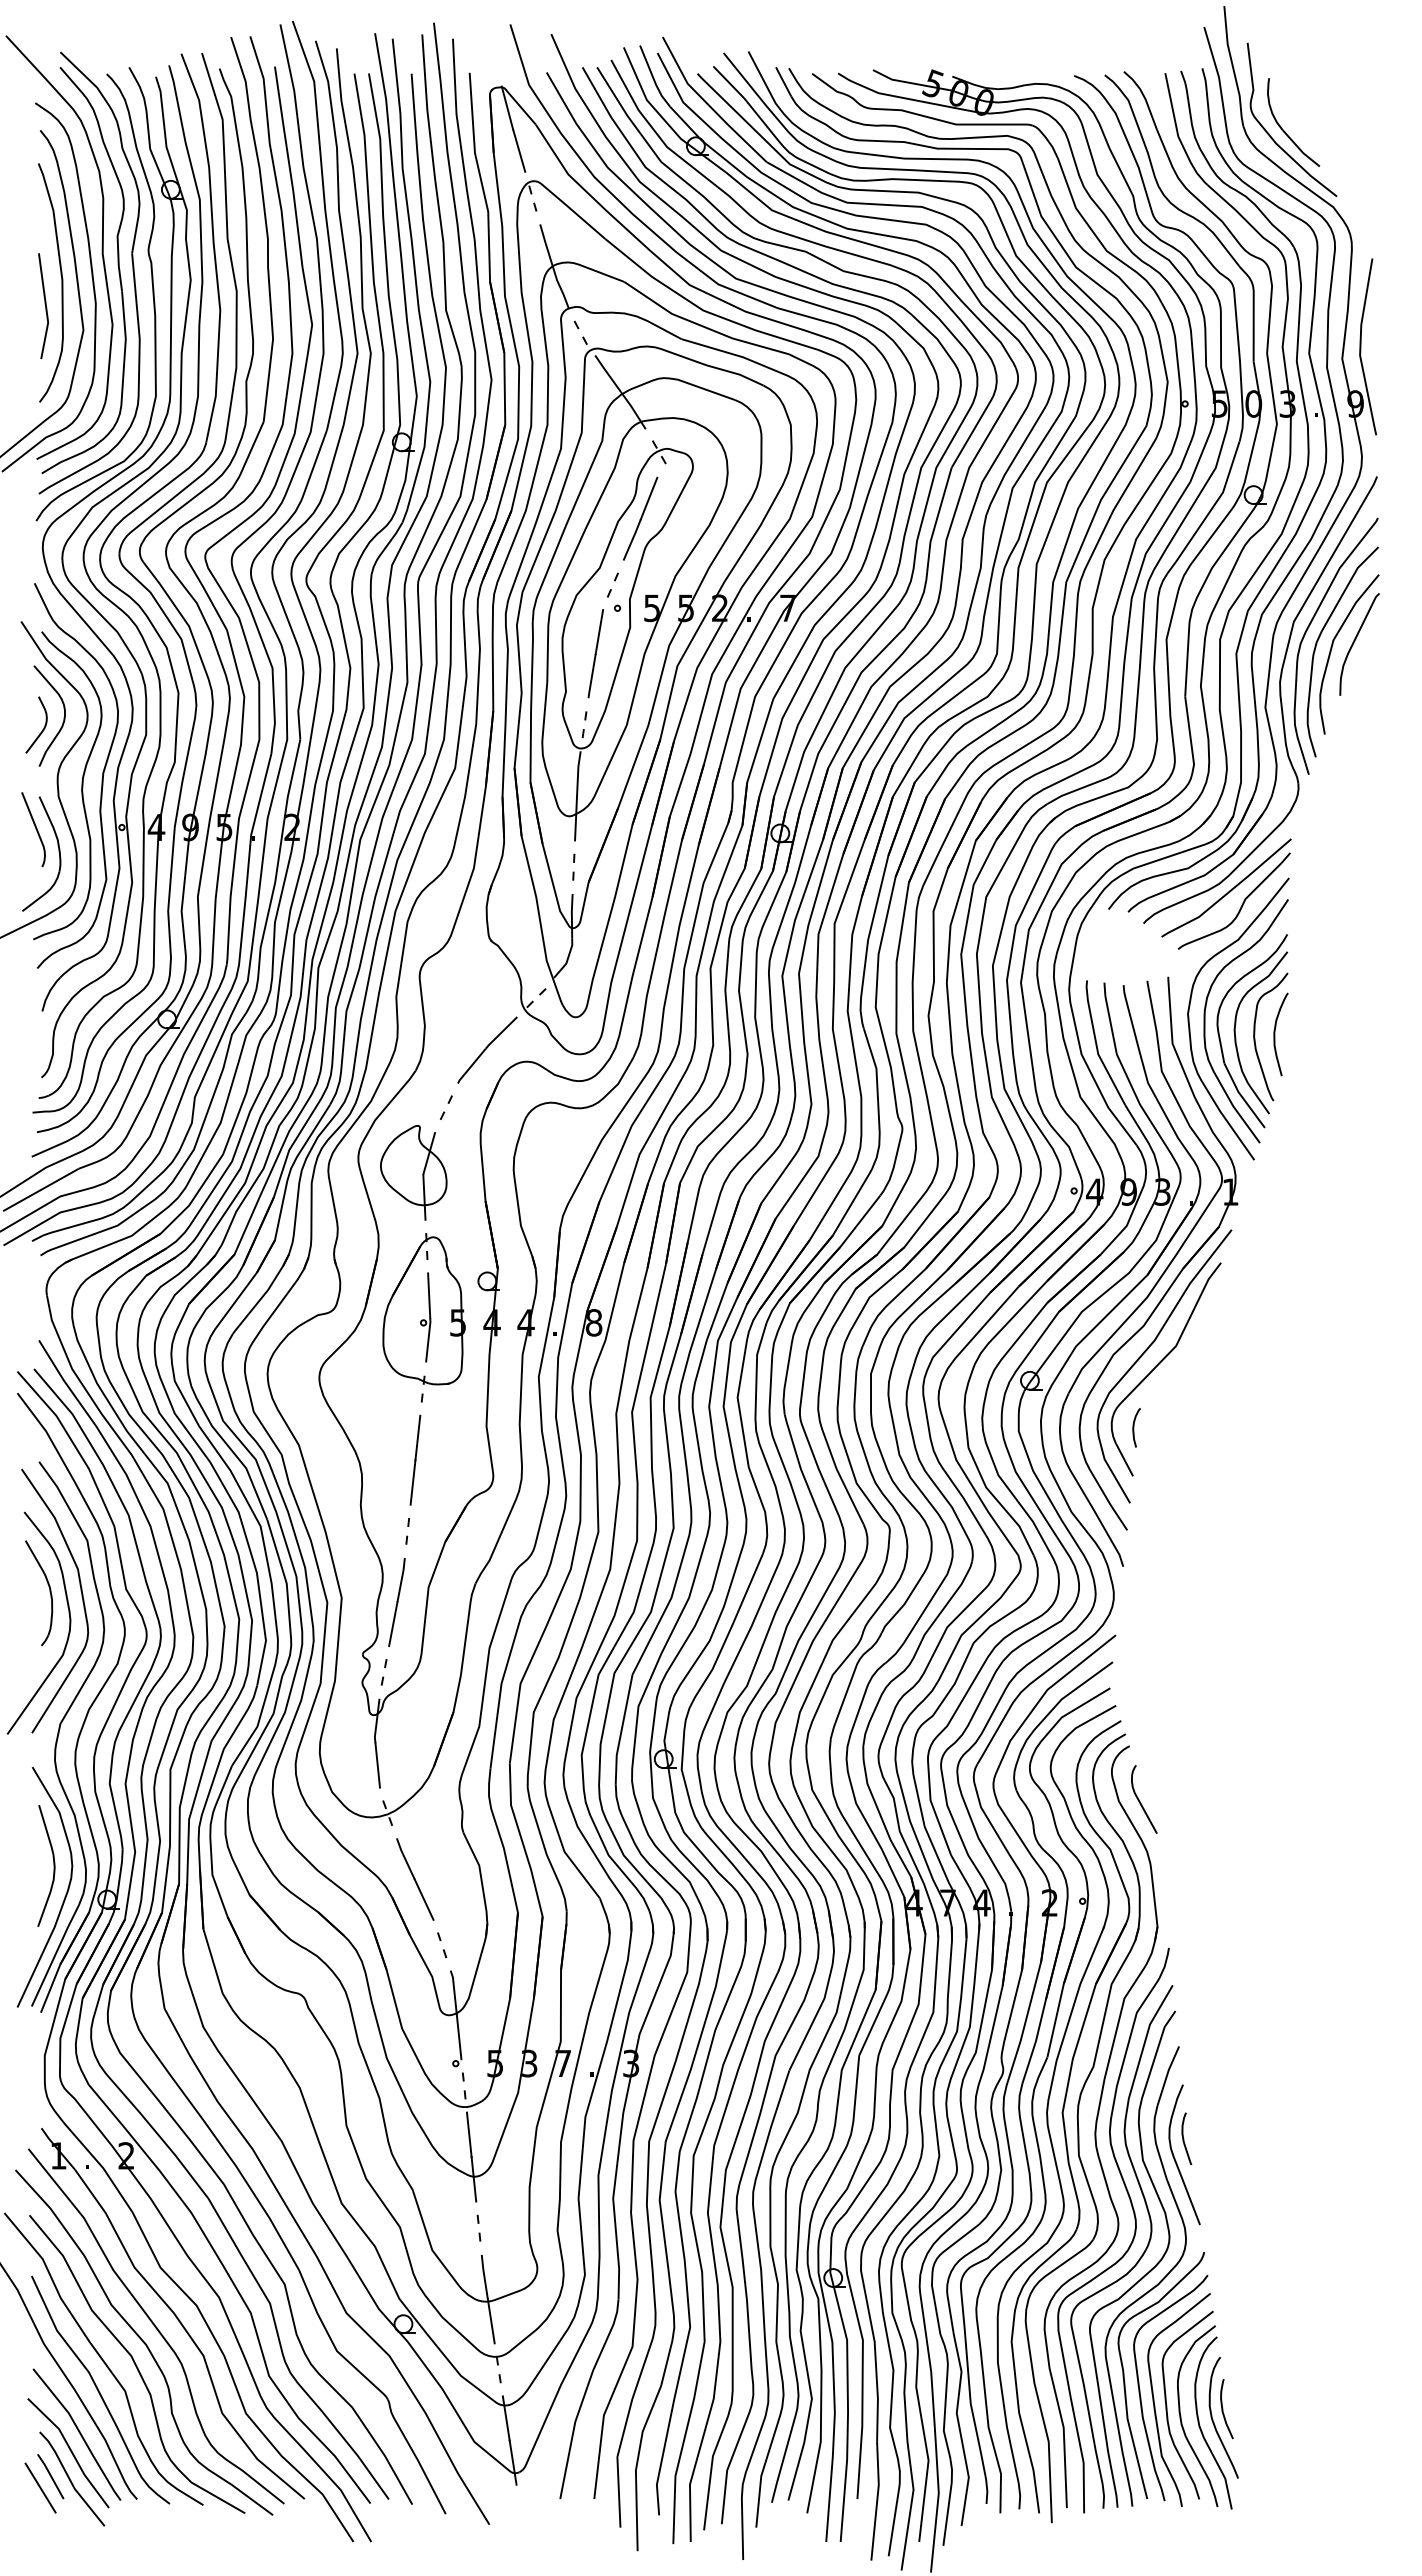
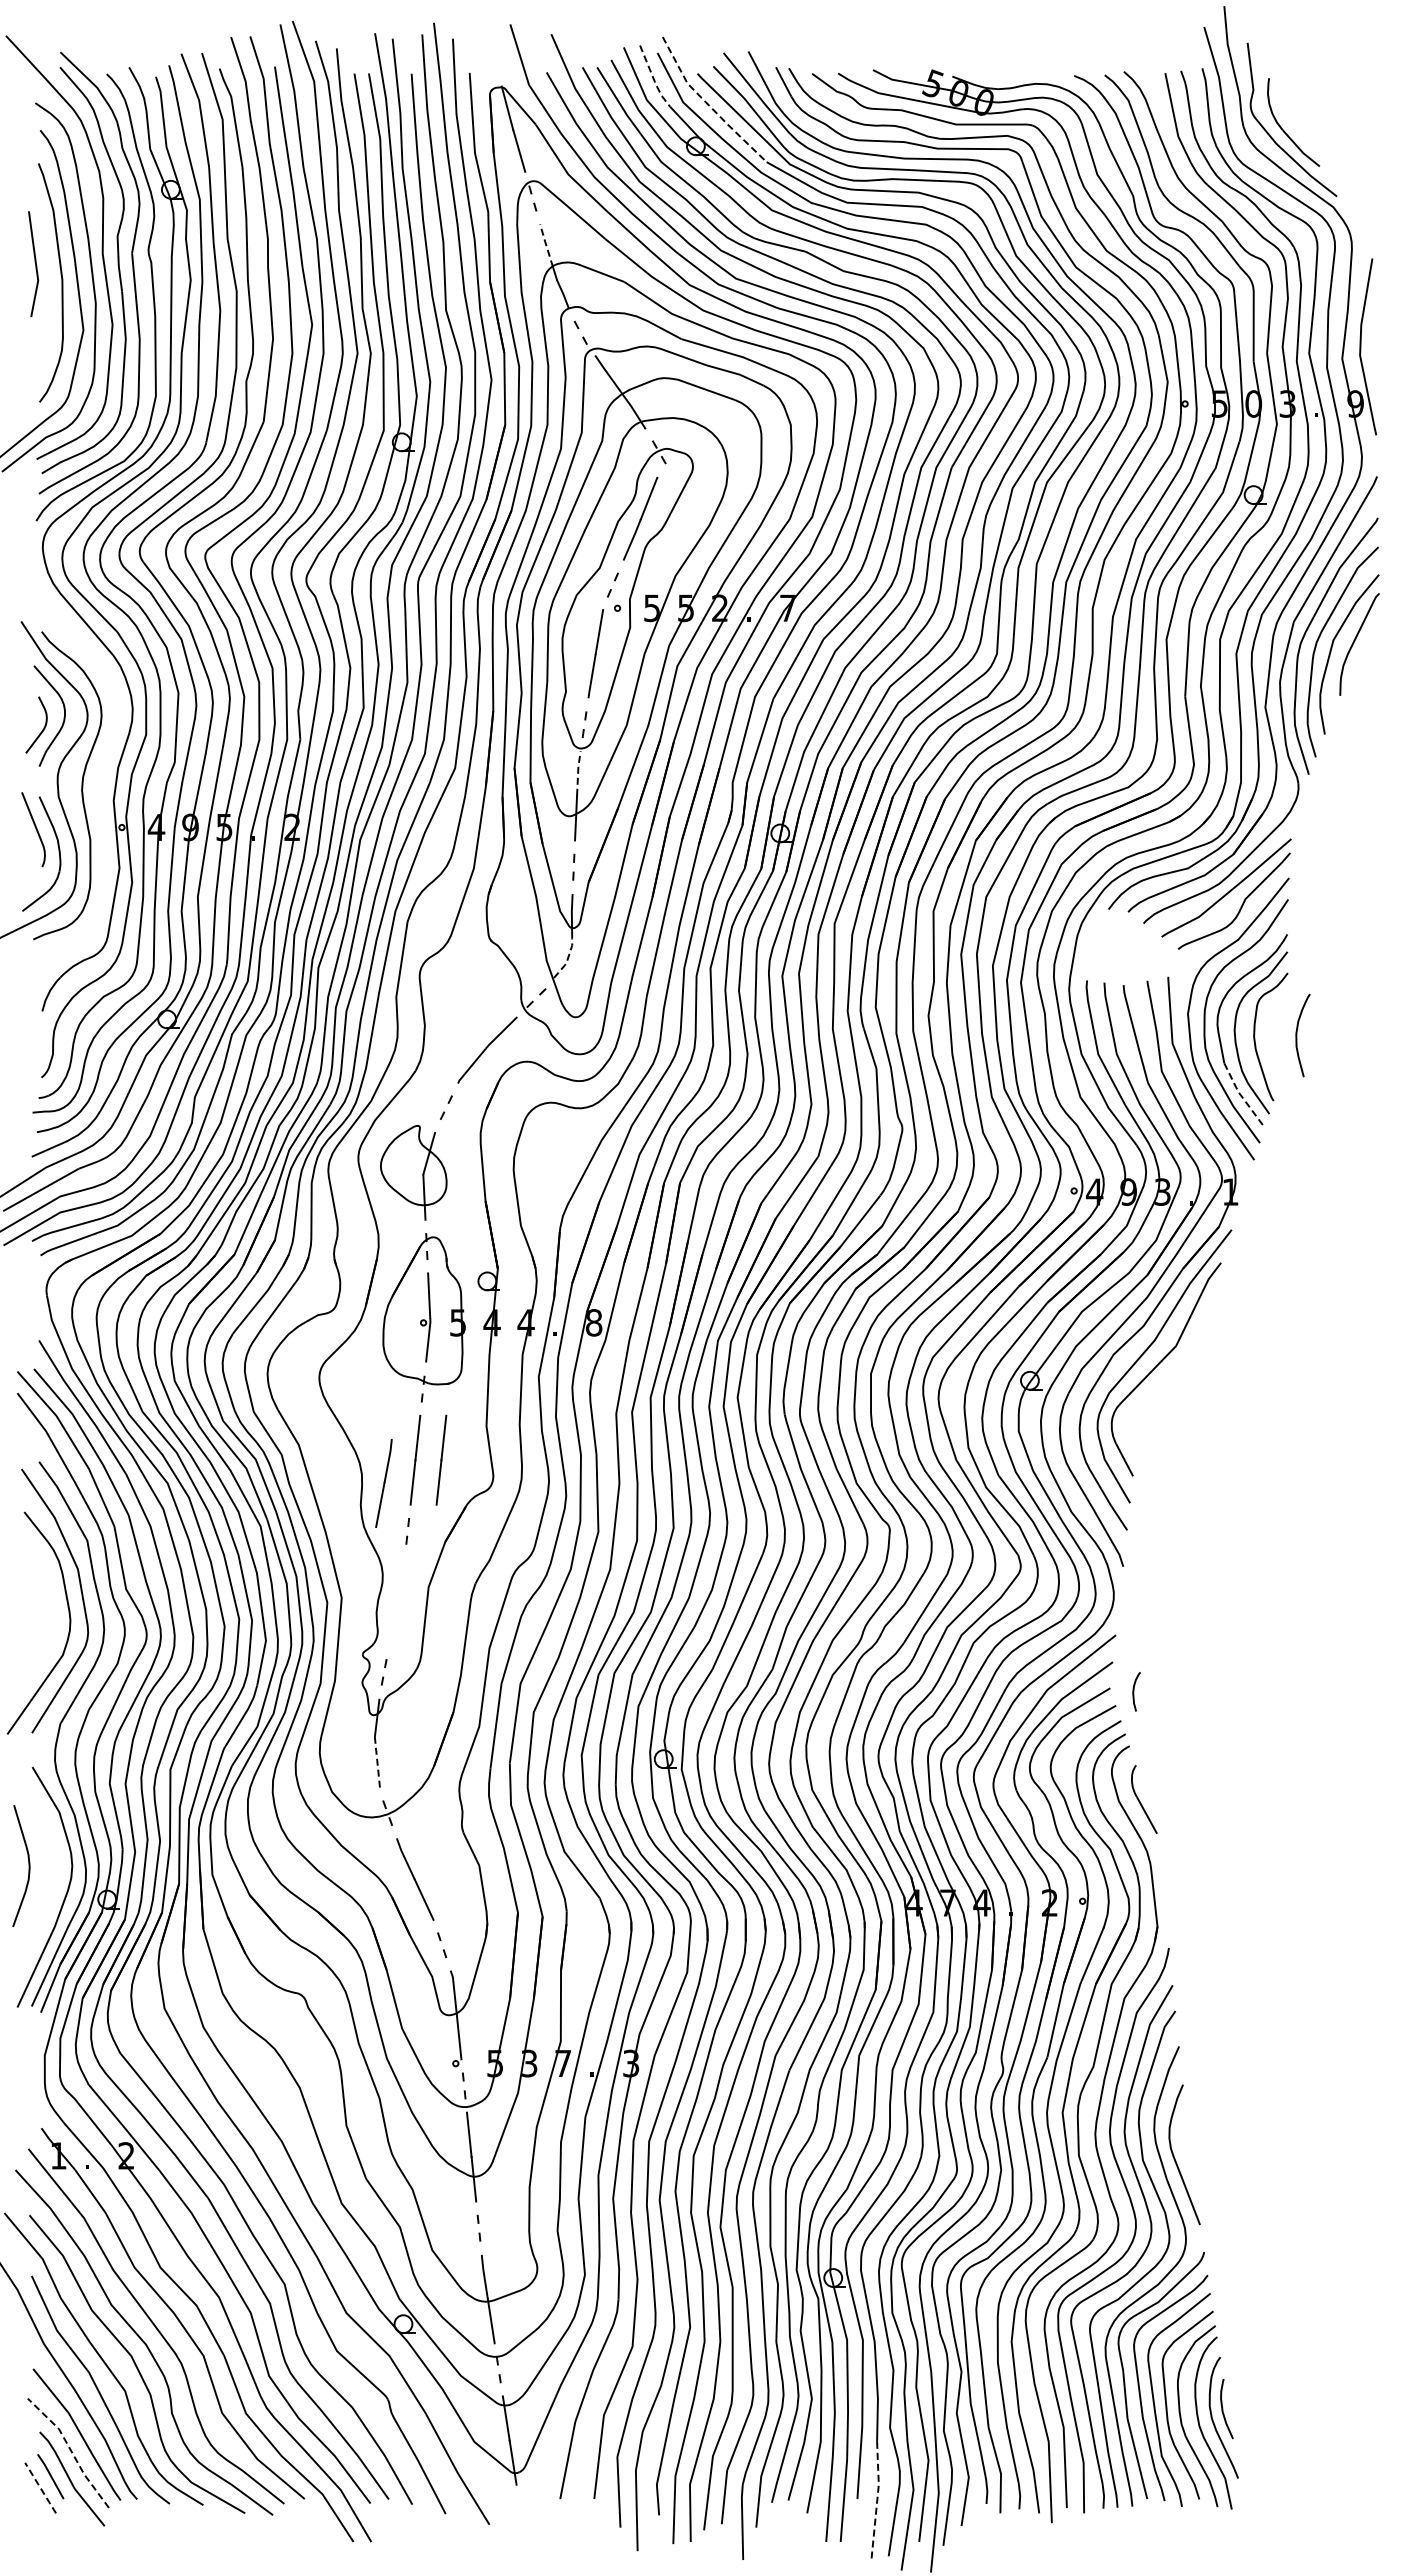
line: solid -> dashed (653, 78)
line: solid -> dashed (708, 104)
line: solid -> dashed (546, 244)
line position: (45, 306) -> (35, 264) (35, 264)
line: solid -> dashed (578, 772)
curve: present -> none (101, 779)
line: solid -> dashed (567, 959)
curve position: (1275, 1034) -> (1297, 1035) (1297, 1035)
line: solid -> dashed (1242, 1096)
curve position: (1134, 1427) -> (1134, 1691) (1134, 1691)
line: none -> present (441, 1459)
part: present -> none (49, 1592)
line position: (396, 1602) -> (383, 1483) (383, 1483)
line: solid -> dashed (377, 1764)
curve position: (53, 1865) -> (28, 1865) (28, 1865)
curve: present -> none (1184, 2138)
line: solid -> dashed (71, 2450)
line: solid -> dashed (40, 2488)
line: solid -> dashed (877, 2501)
